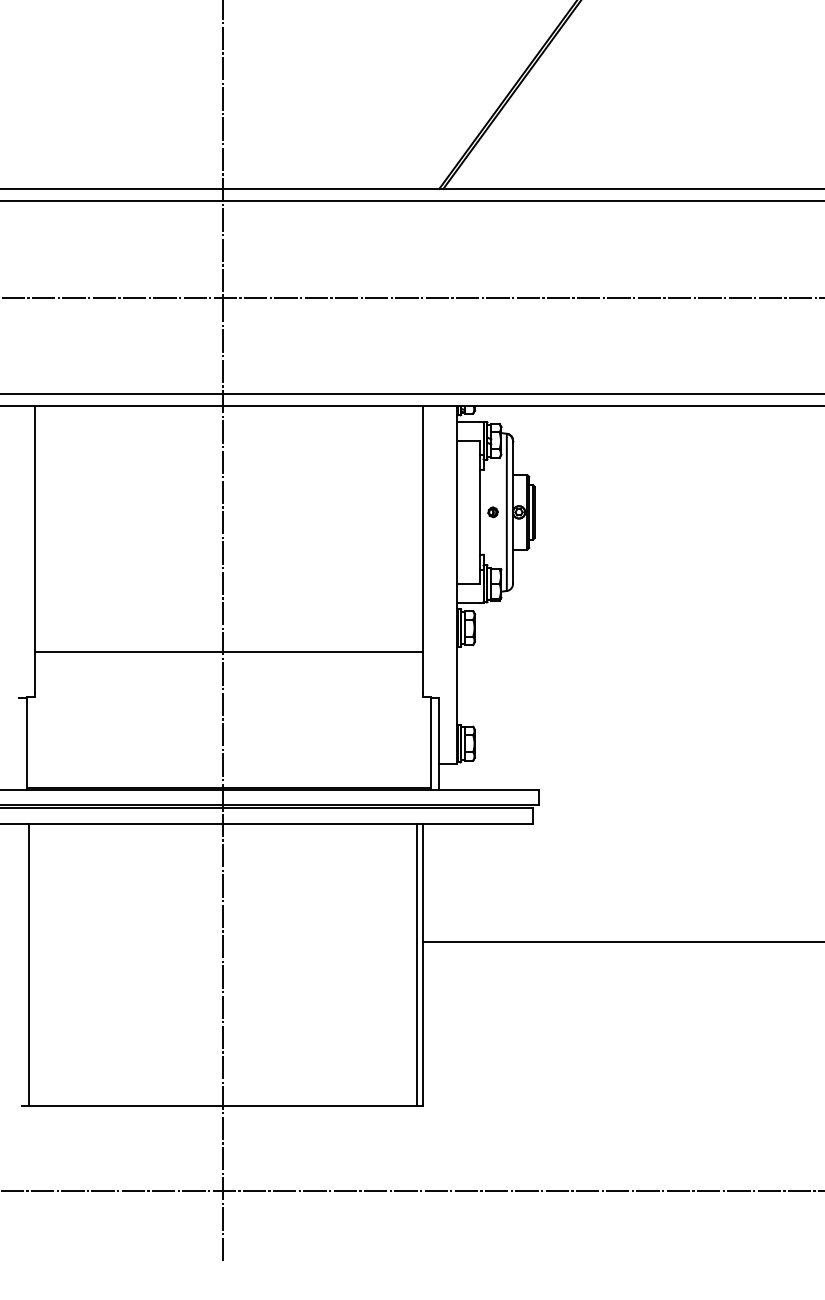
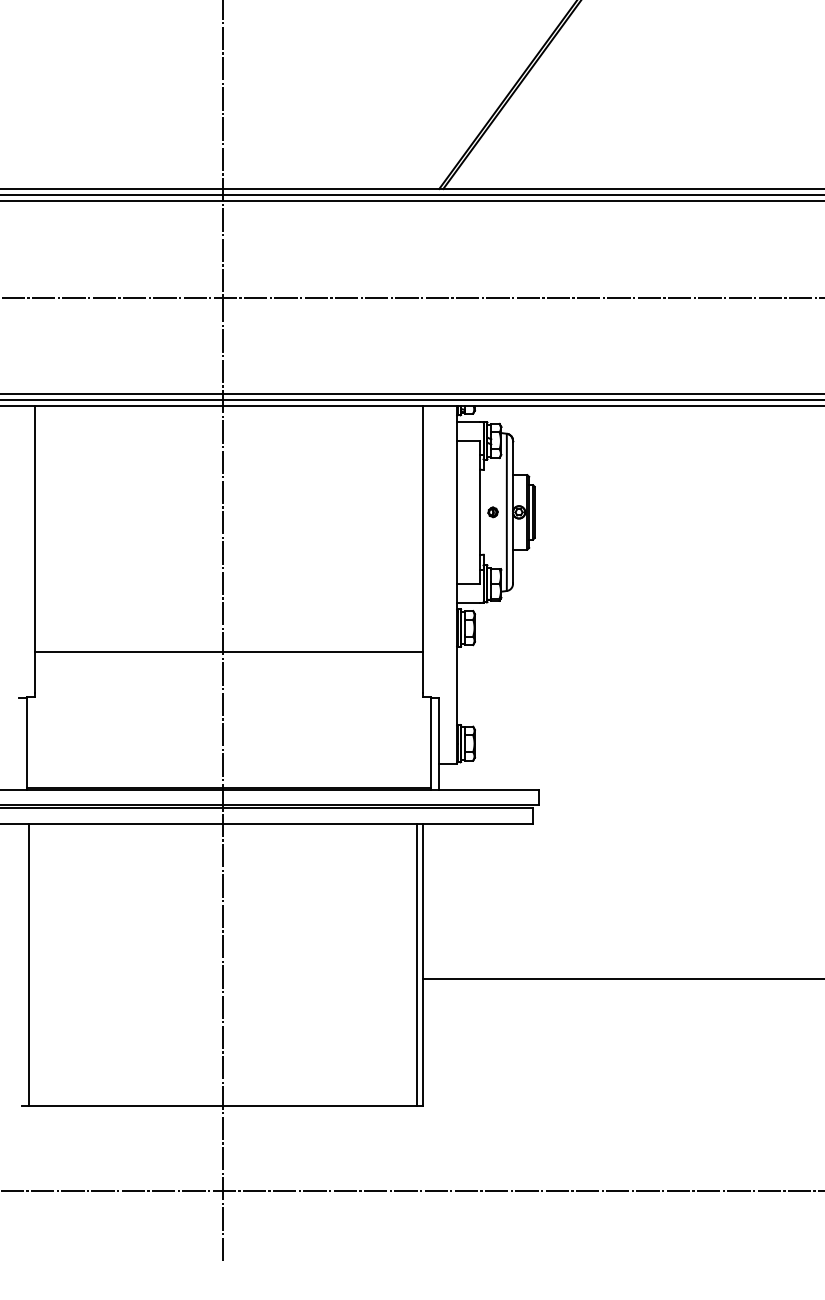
line: none -> present (411, 195)
line: none -> present (411, 400)
line position: (621, 941) -> (621, 978) (621, 978)
